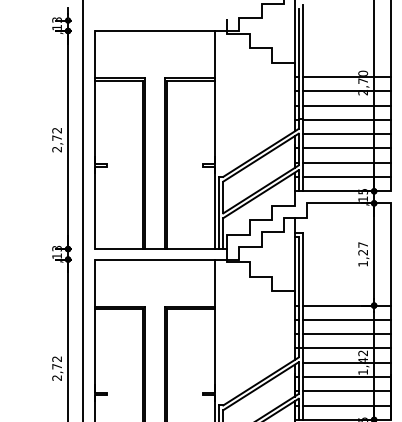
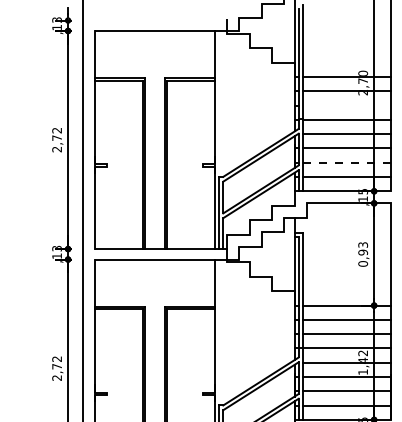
line: present -> none (346, 105)
line: solid -> dashed (346, 162)
text: 1,27 -> 0,93 (363, 254)
